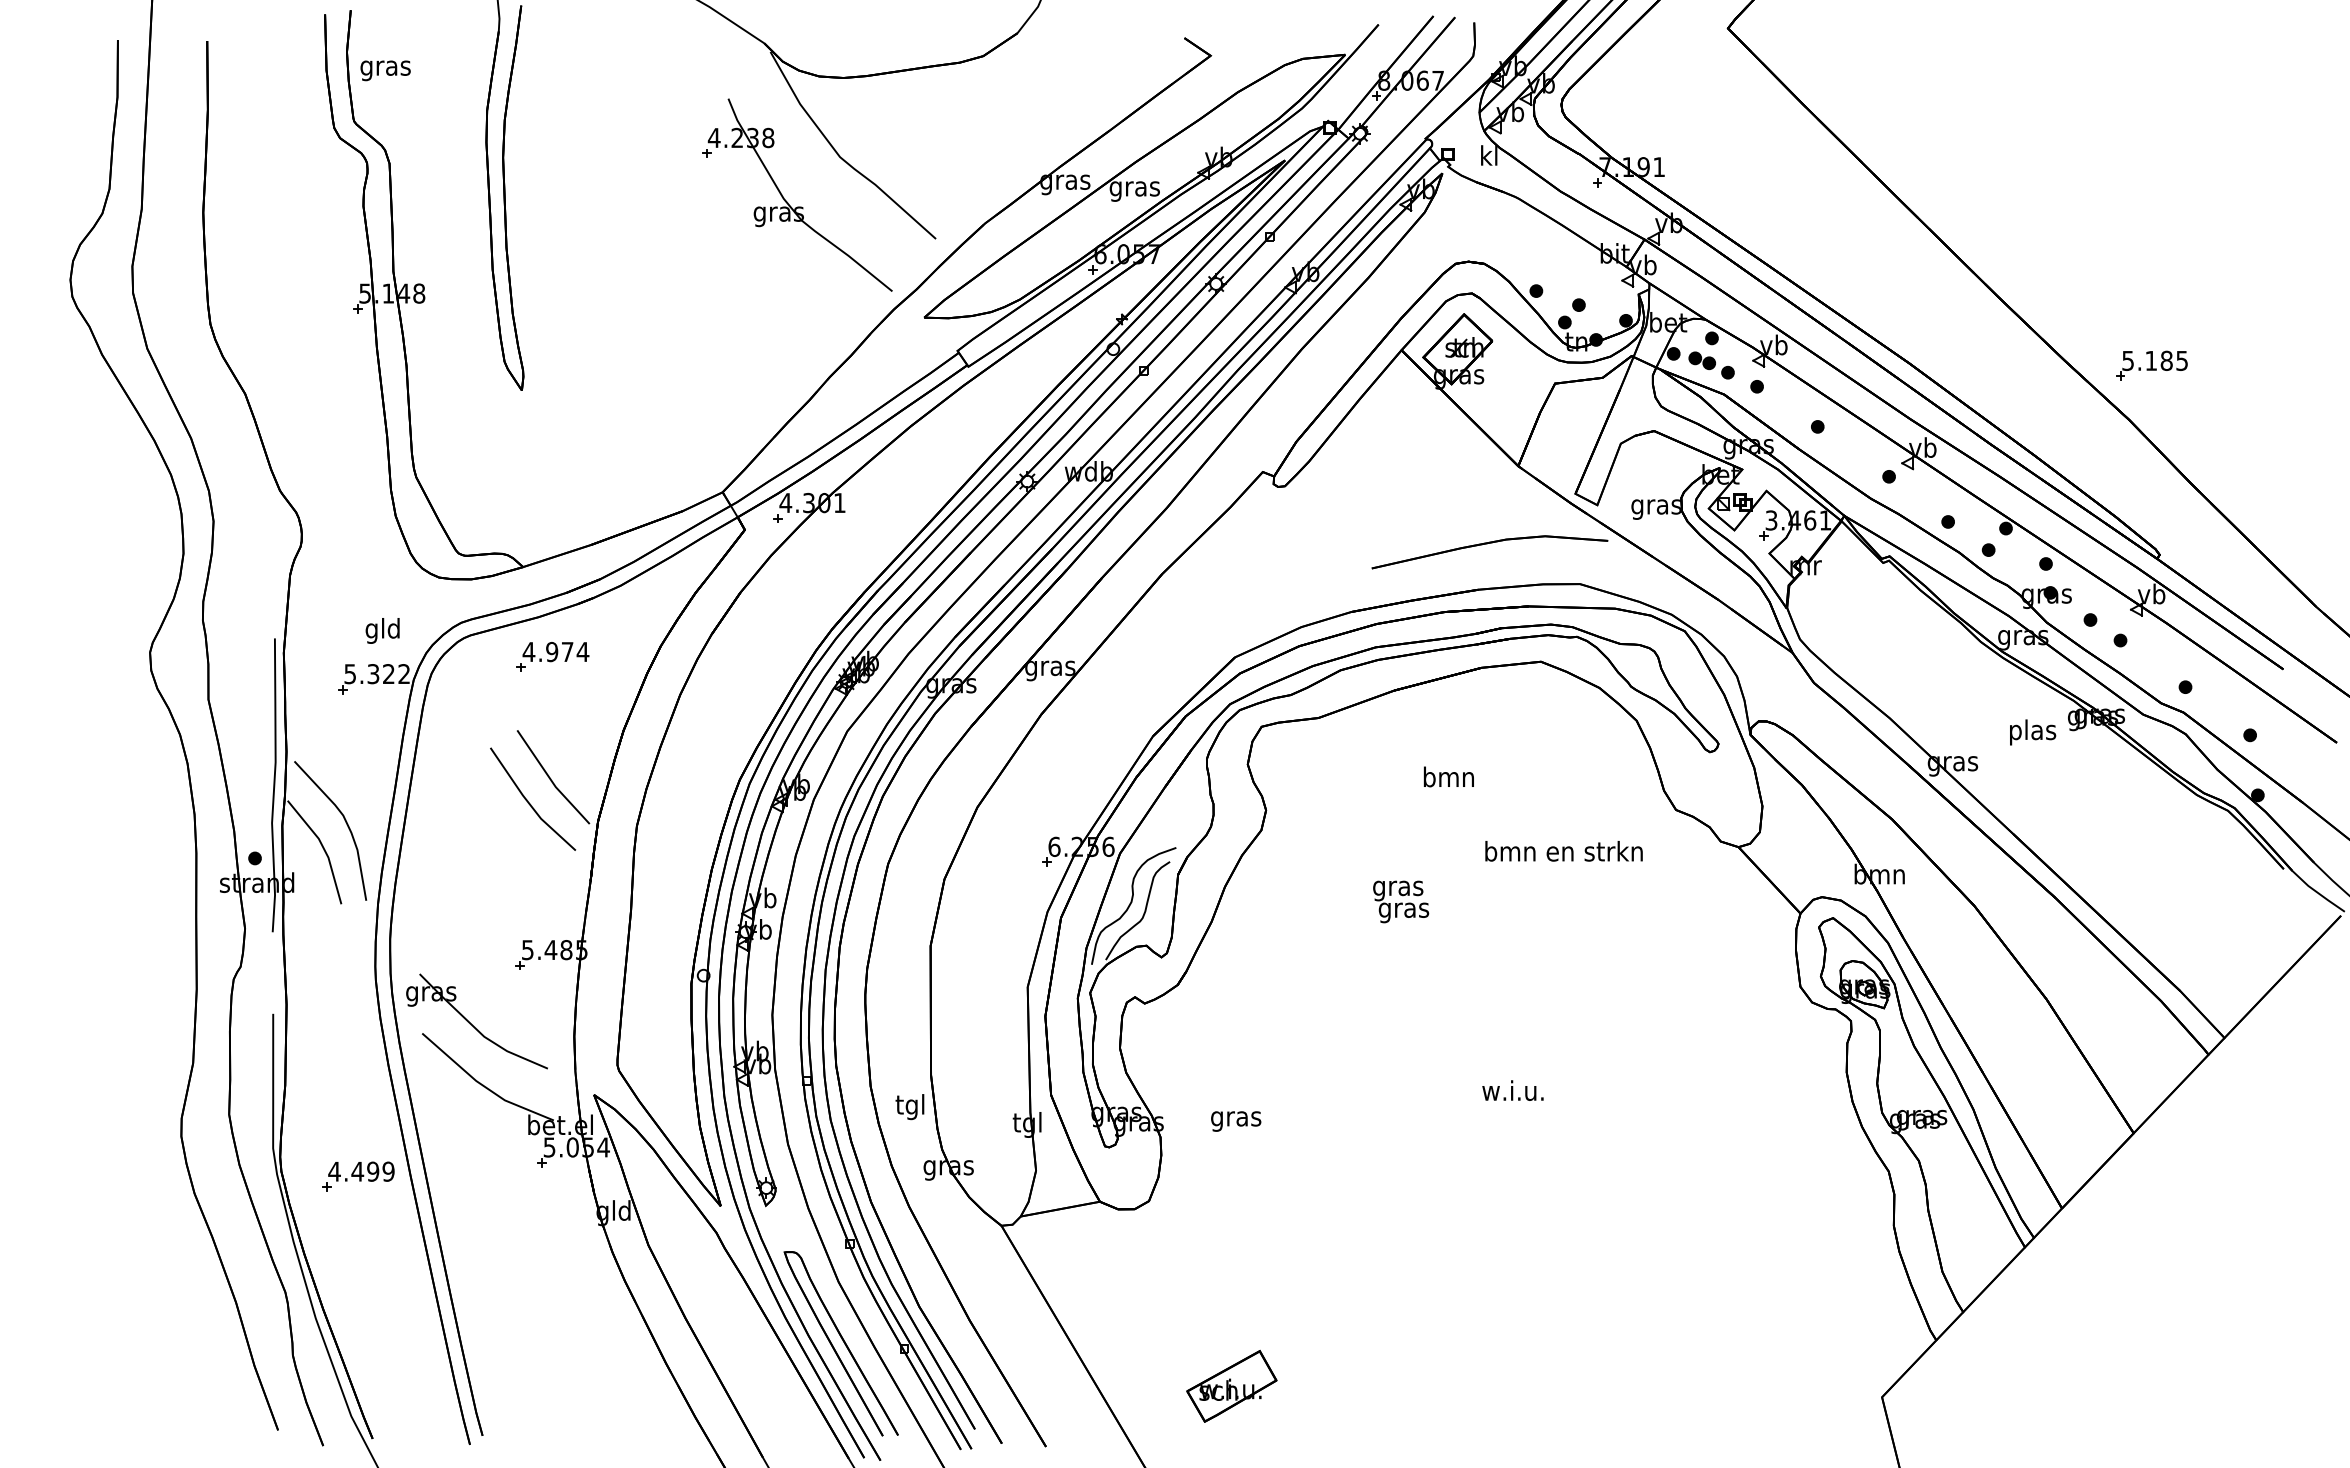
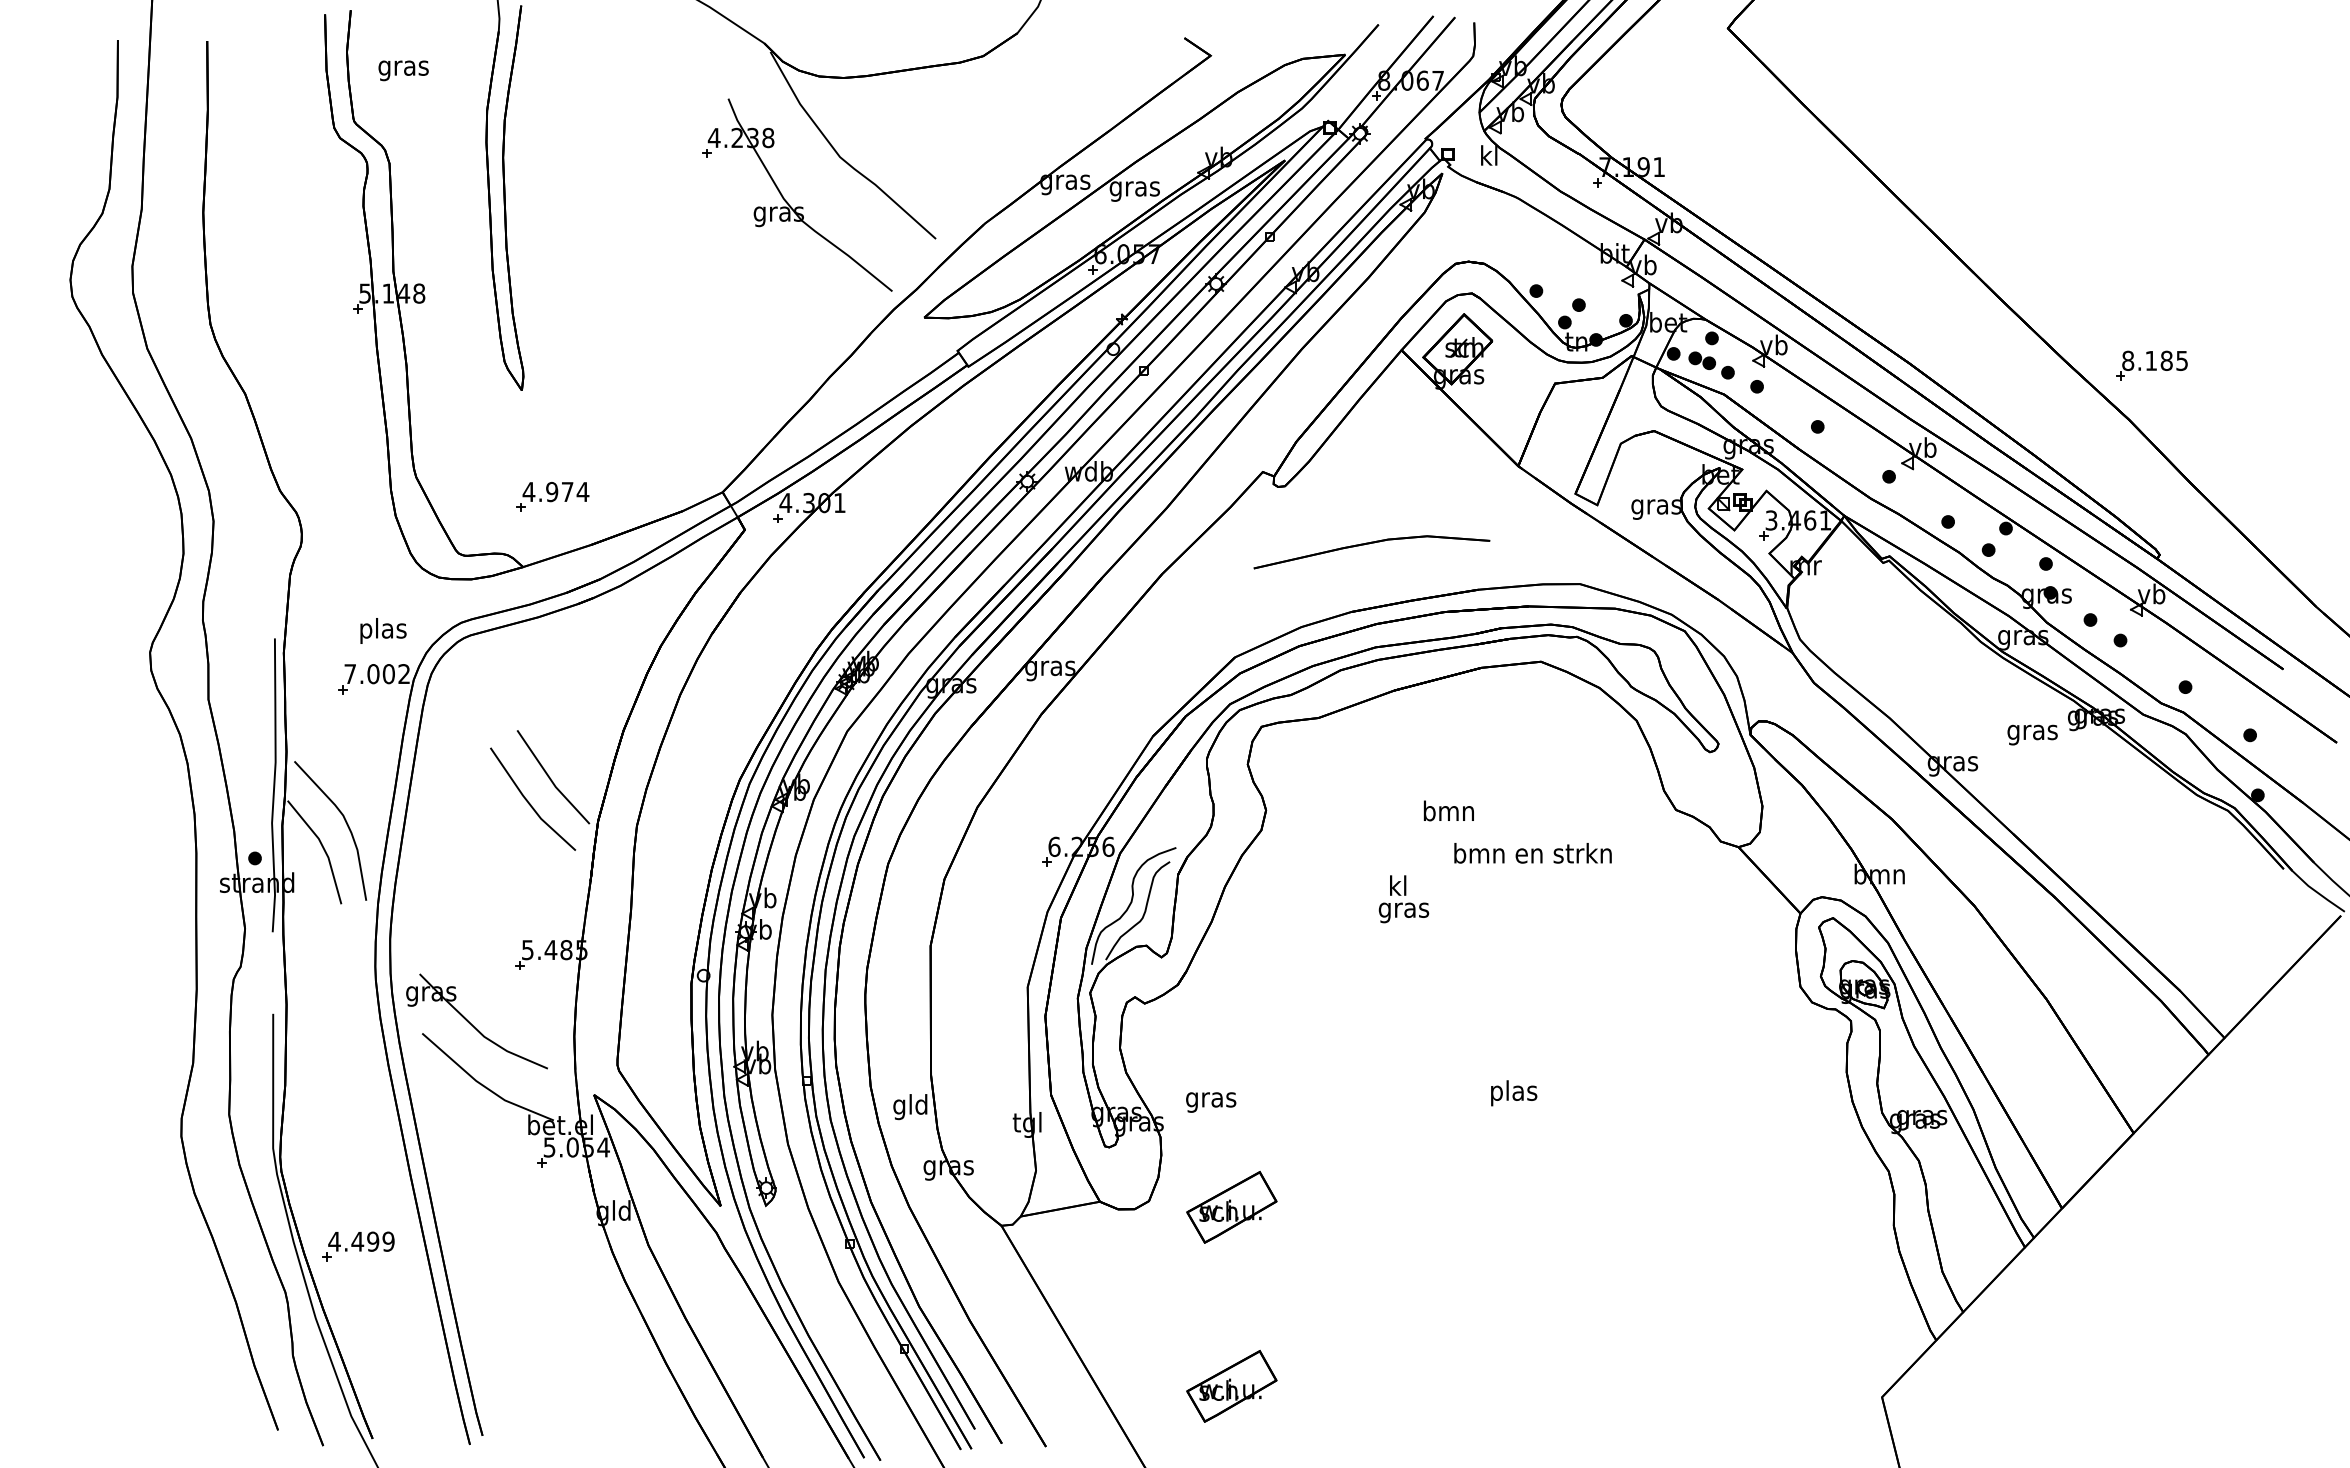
text position: (385, 70) -> (403, 70) (403, 70)
text: 5.185 -> 8.185 (2128, 360)
part position: (1487, 544) -> (1369, 544) (1369, 544)
text: gld -> plas (383, 630)
part position: (552, 656) -> (552, 496) (552, 496)
text: 5.322 -> 7.002 (369, 674)
text: plas -> gras (2032, 732)
text position: (1448, 776) -> (1448, 810) (1448, 810)
text position: (1563, 851) -> (1532, 853) (1532, 853)
text: gras -> kl (1398, 888)
text: w.i.u. -> plas (1512, 1093)
text: tgl -> gld (910, 1107)
text position: (1236, 1121) -> (1211, 1102) (1211, 1102)
part position: (358, 1176) -> (358, 1246) (358, 1246)
part: none -> present (1231, 1206)
part: present -> none (840, 1343)
